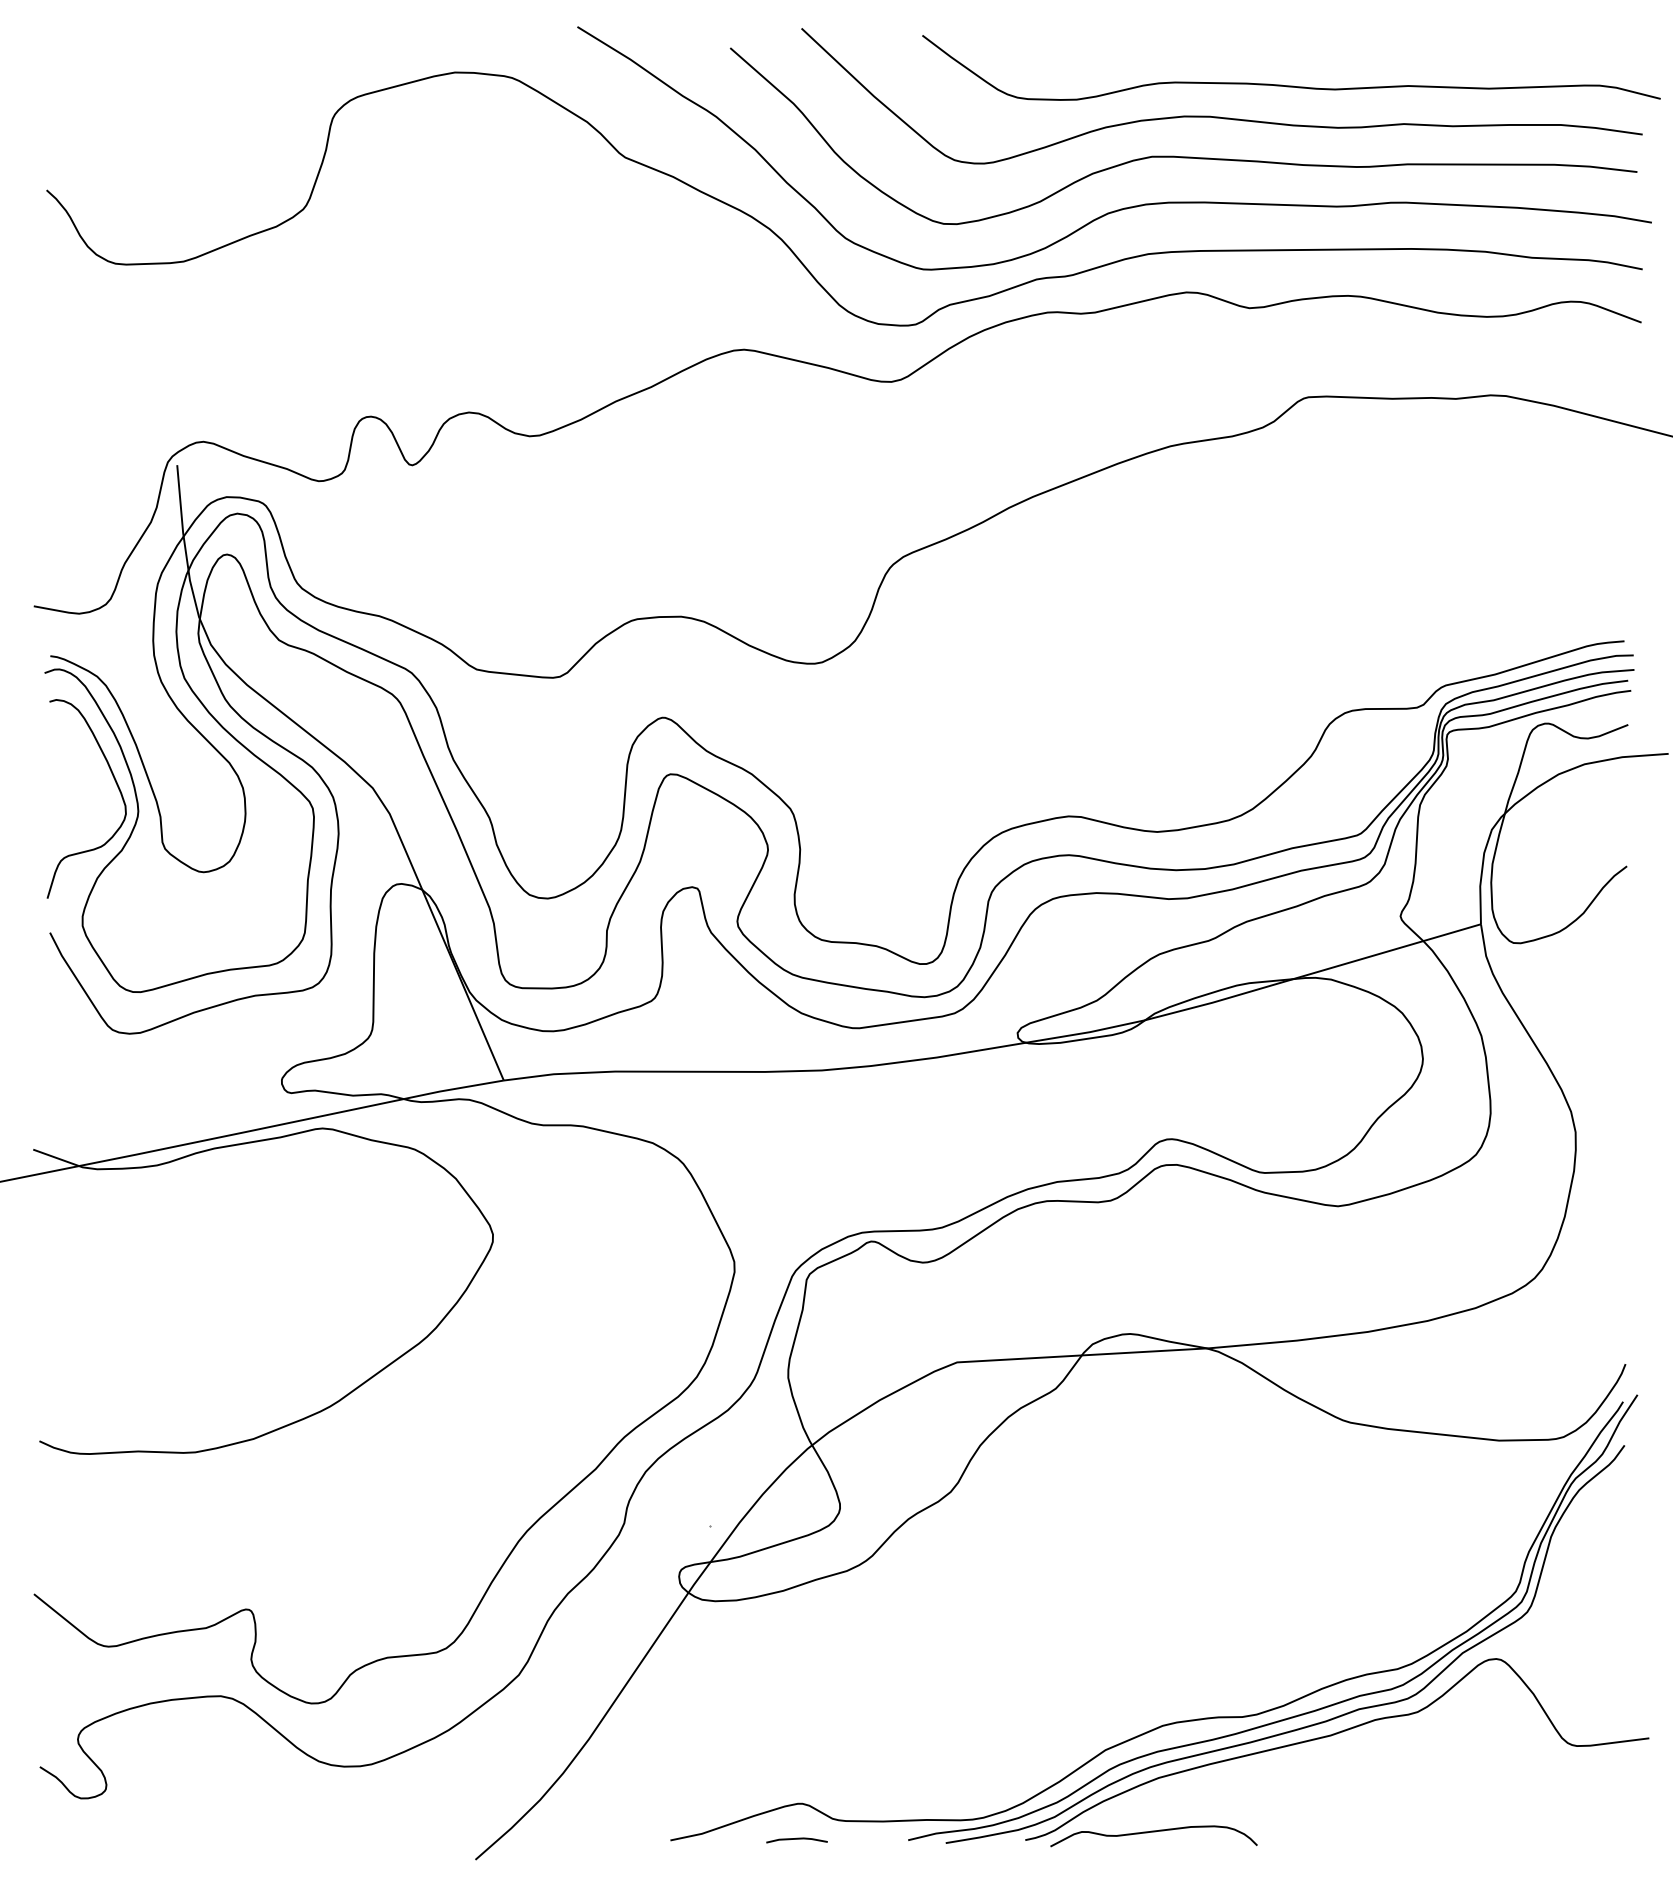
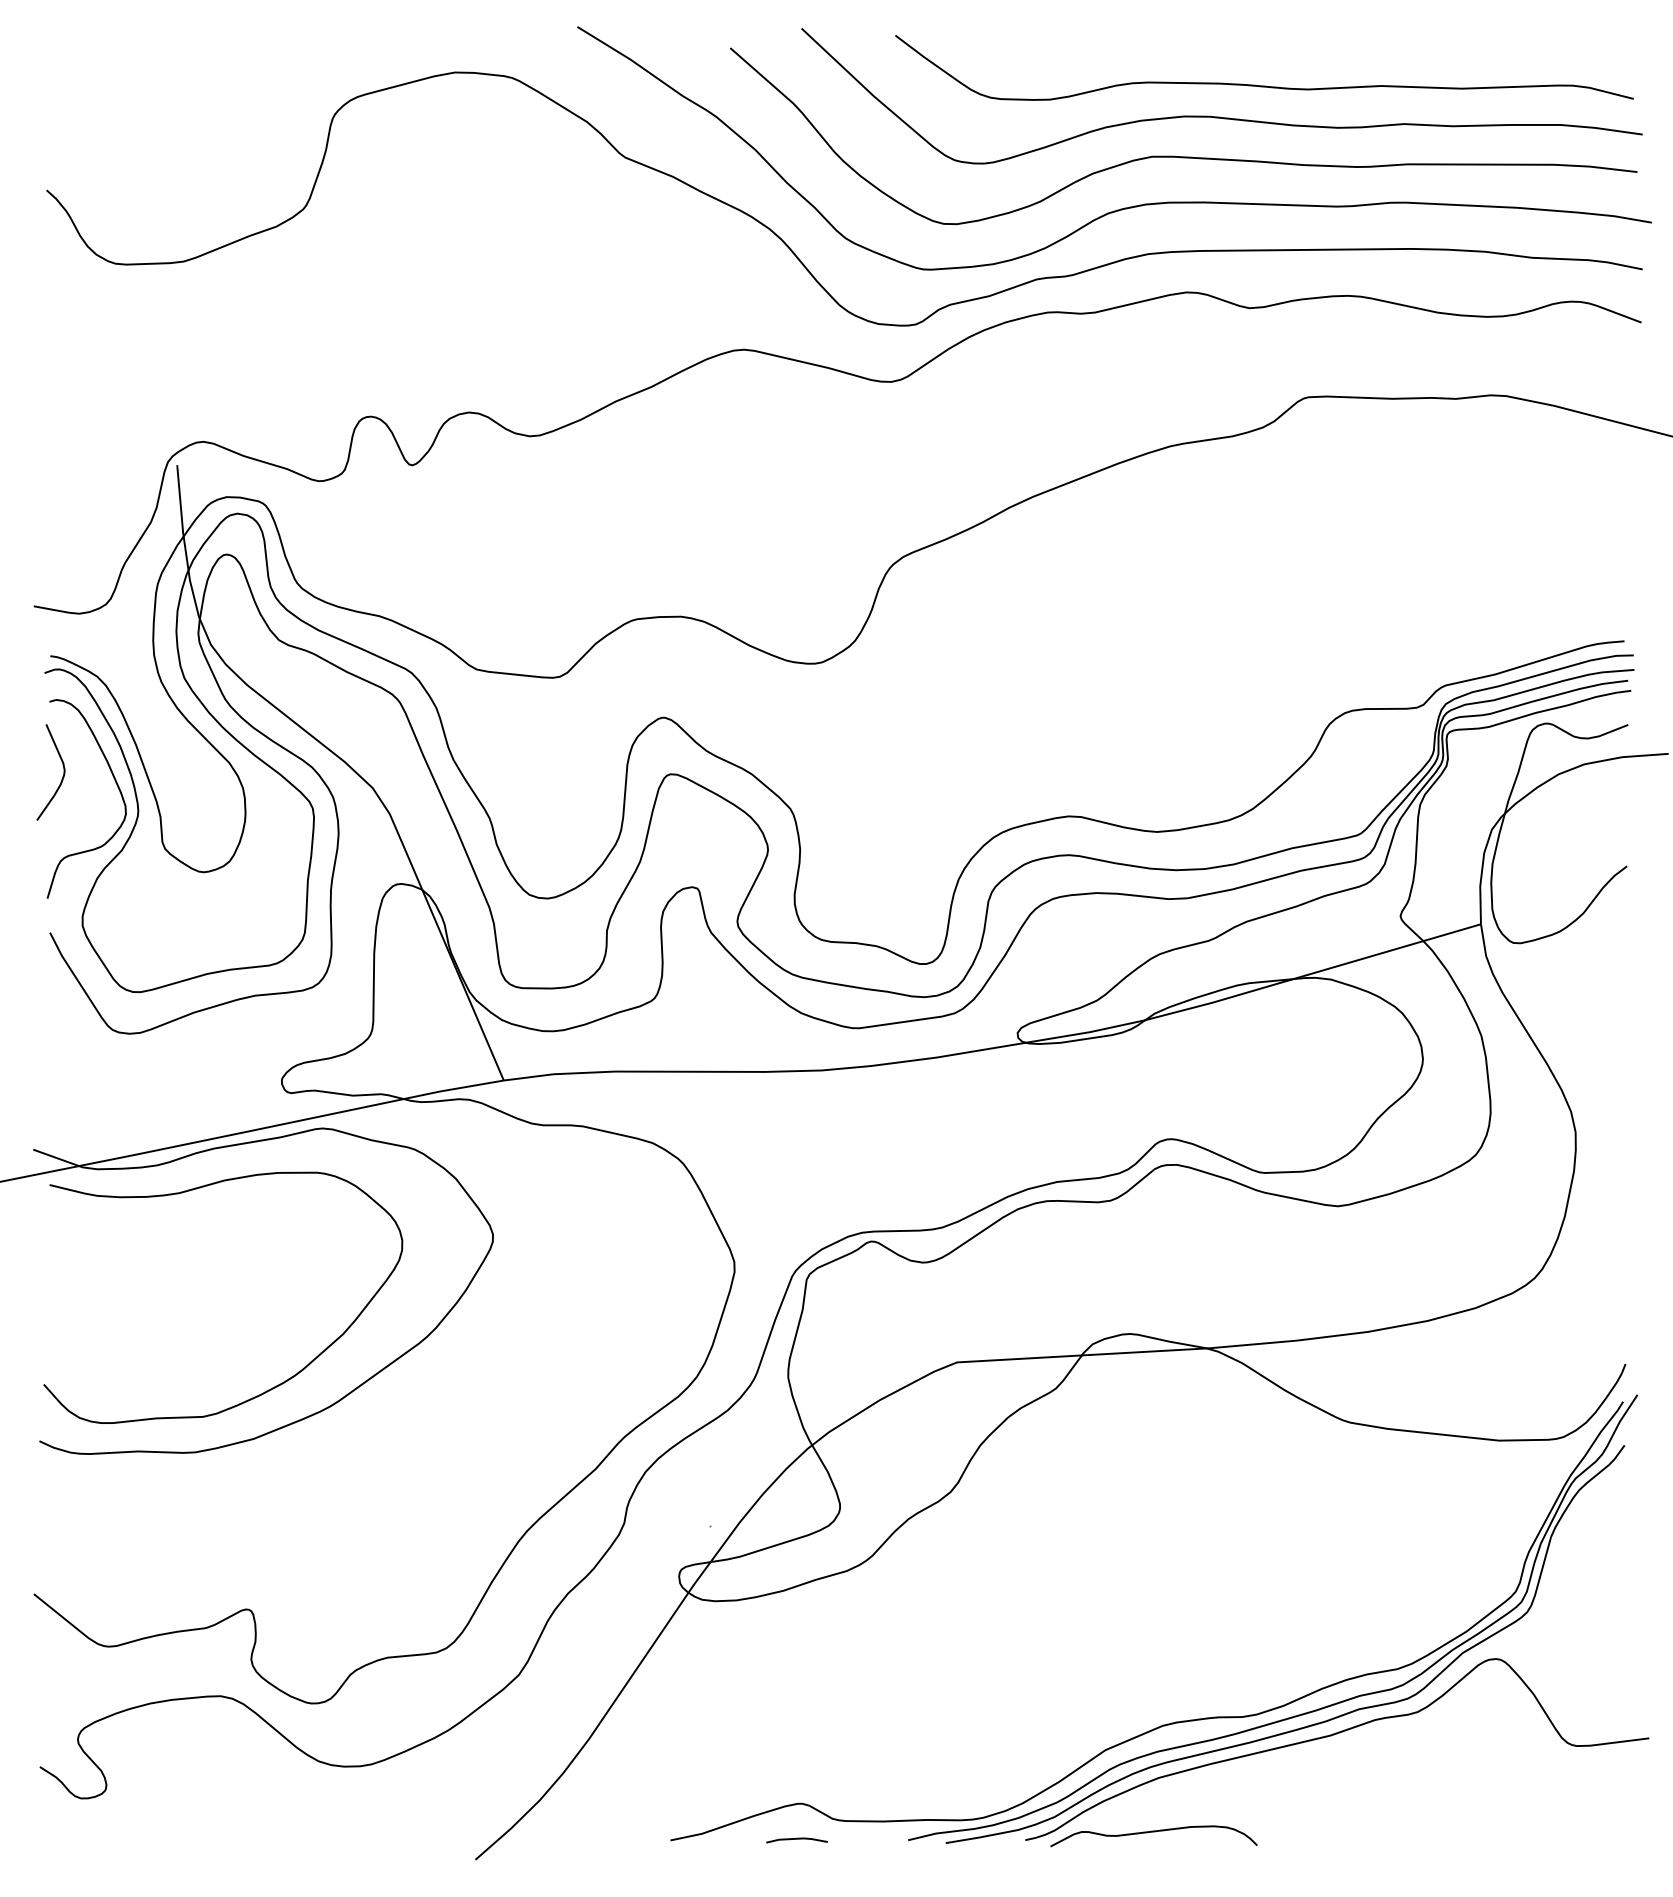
curve position: (1291, 85) -> (1264, 85) (1264, 85)
curve: none -> present (62, 776)
curve: none -> present (268, 1389)
